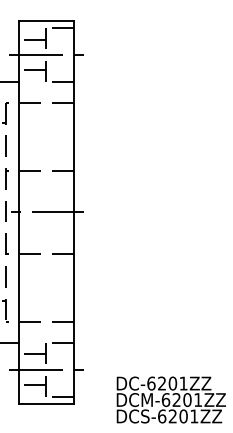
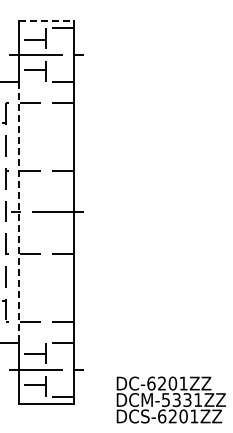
line: solid -> dashed (47, 20)
line: solid -> dashed (19, 212)
text: DCM-6201ZZ -> DCM-5331ZZ (176, 400)
